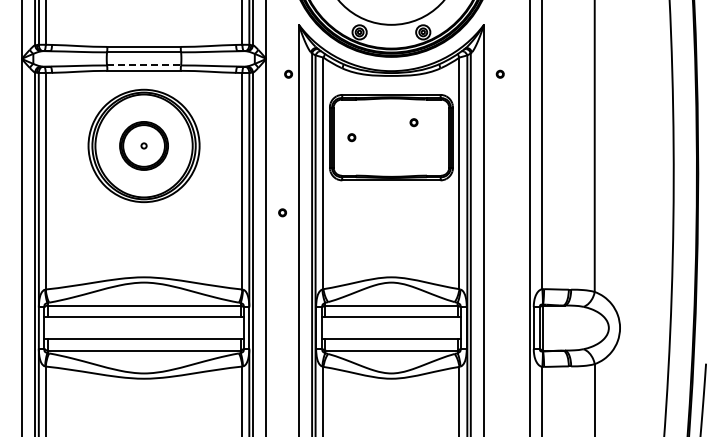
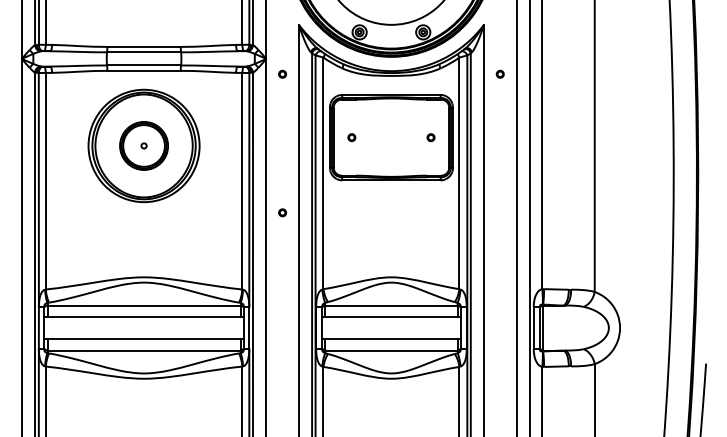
line: dashed -> solid (144, 65)
part position: (288, 73) -> (282, 73) (282, 73)
part position: (413, 122) -> (430, 137) (430, 137)
line: none -> present (516, 217)
